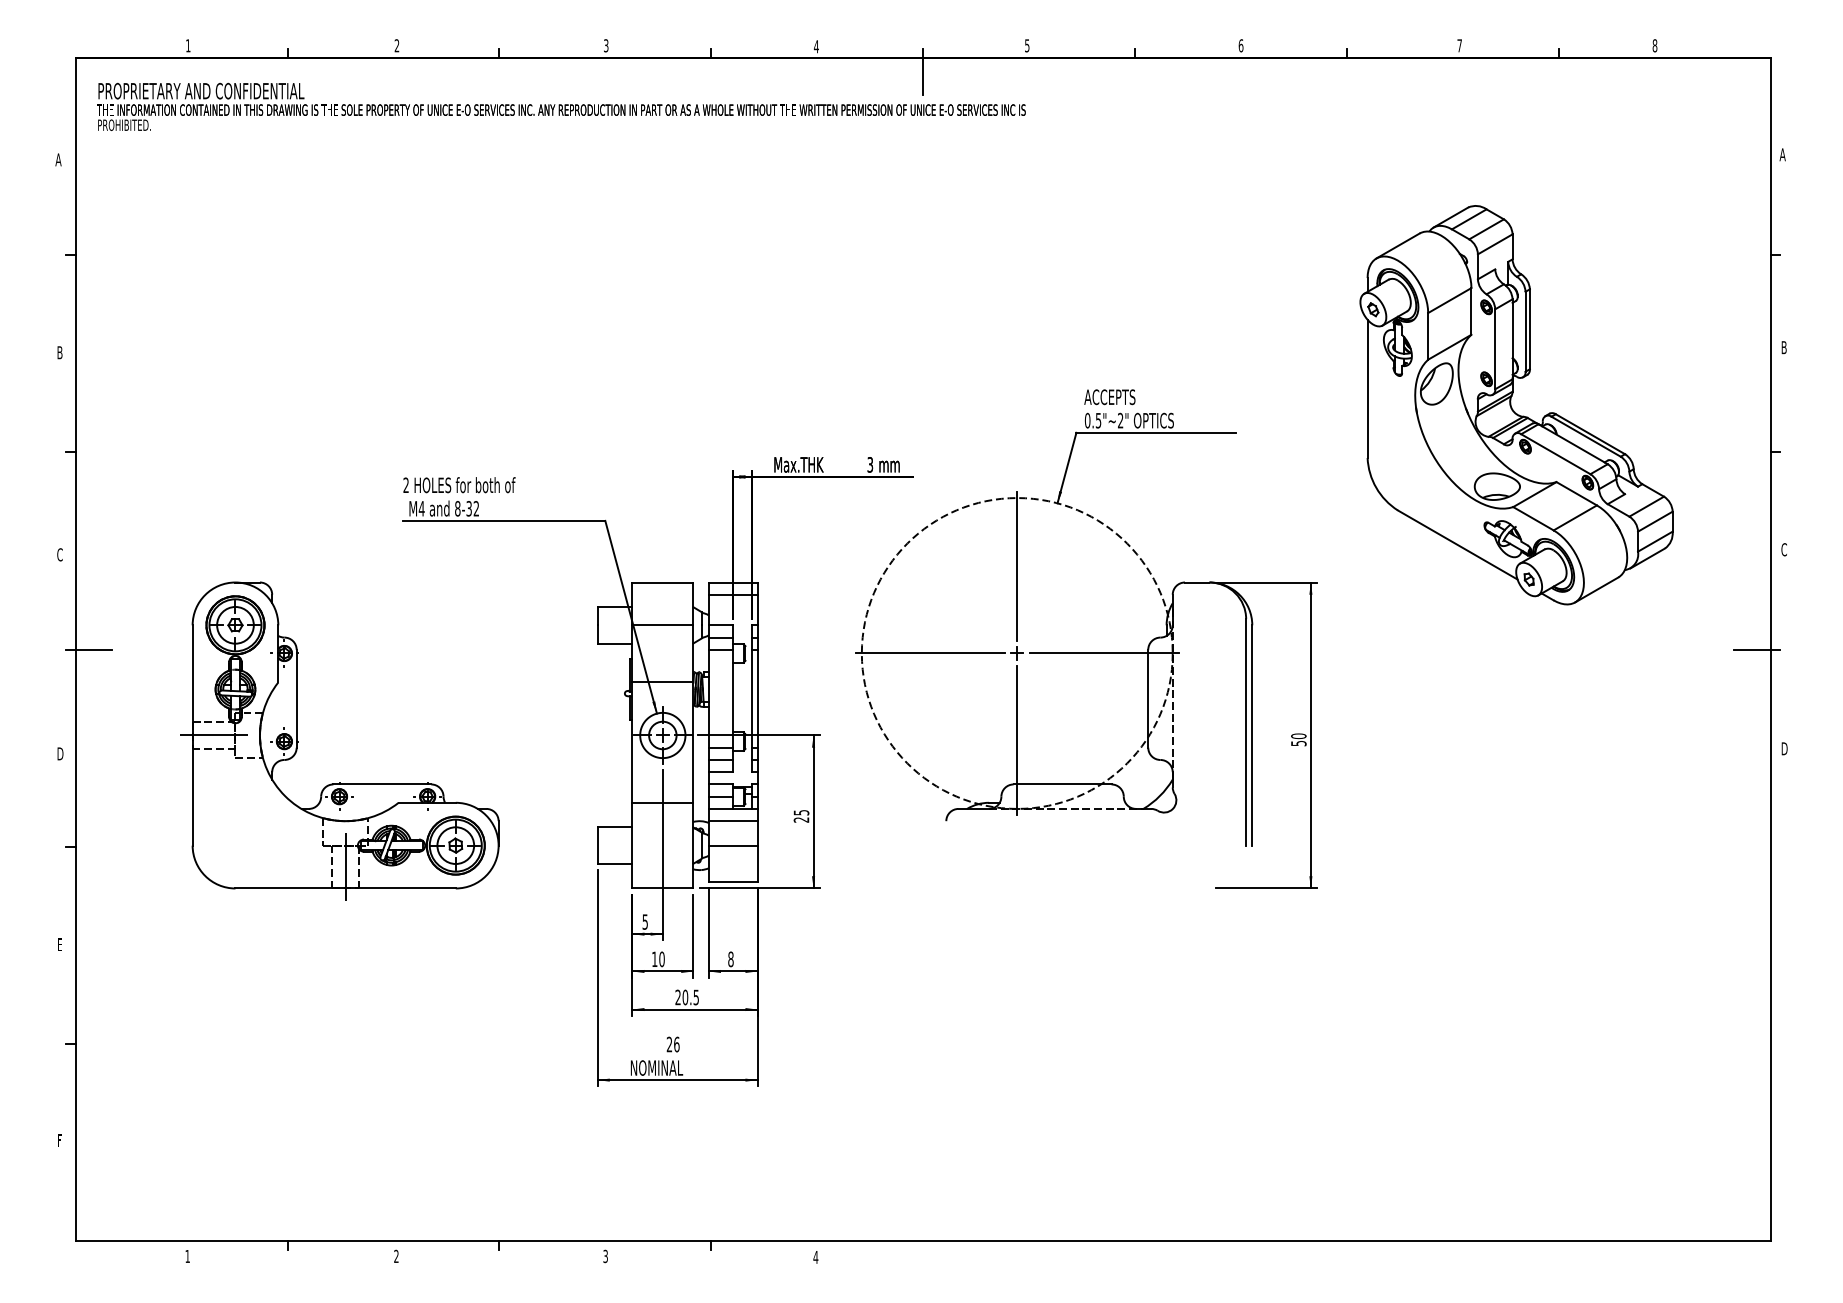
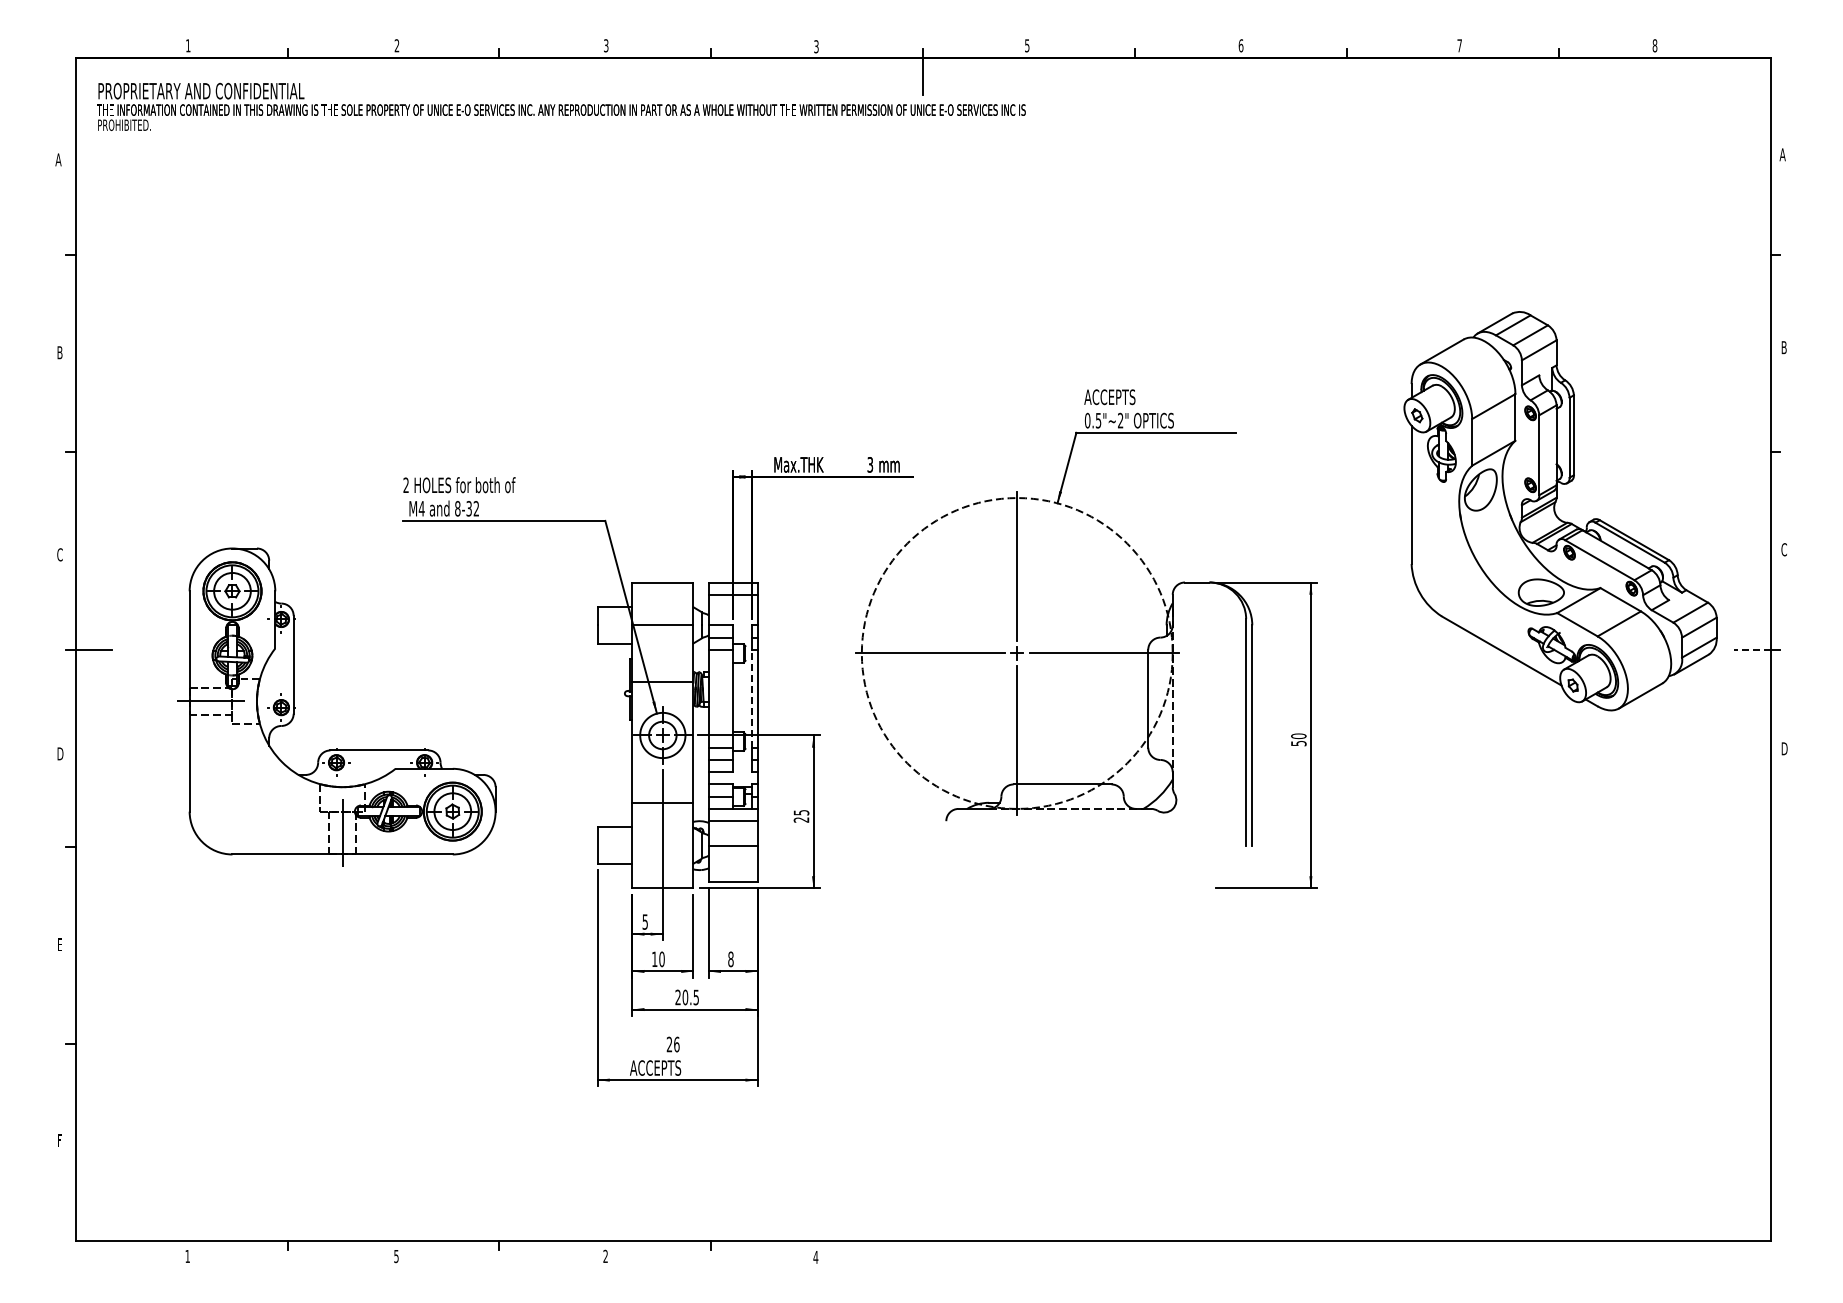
text: 4 -> 3 (815, 46)
part position: (1516, 405) -> (1560, 511) (1560, 511)
line: solid -> dashed (1751, 649)
line: solid -> dashed (751, 698)
part position: (298, 741) -> (295, 707) (295, 707)
text: NOMINAL -> ACCEPTS (656, 1067)
text: 2 -> 5 (396, 1256)
text: 3 -> 2 (605, 1257)
